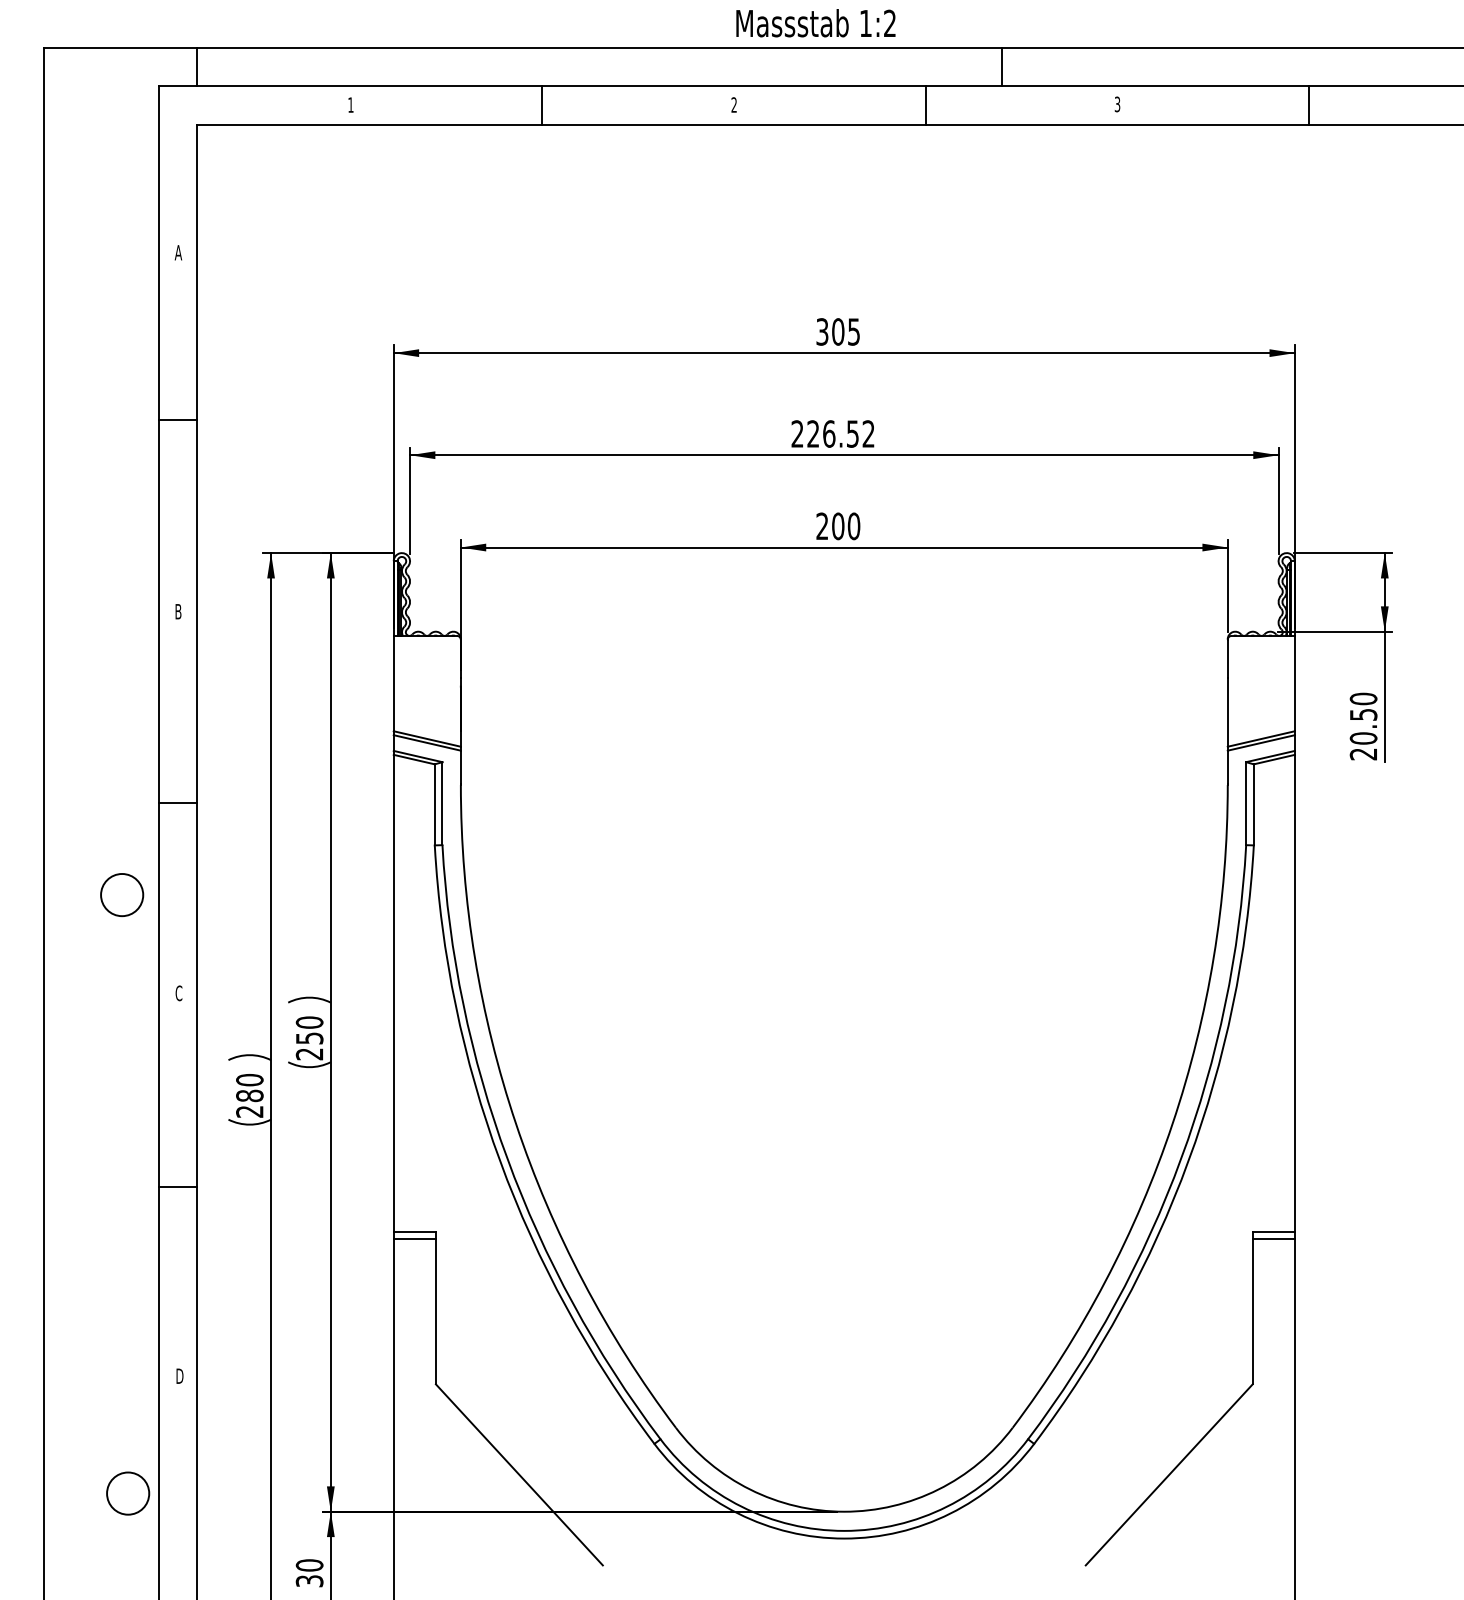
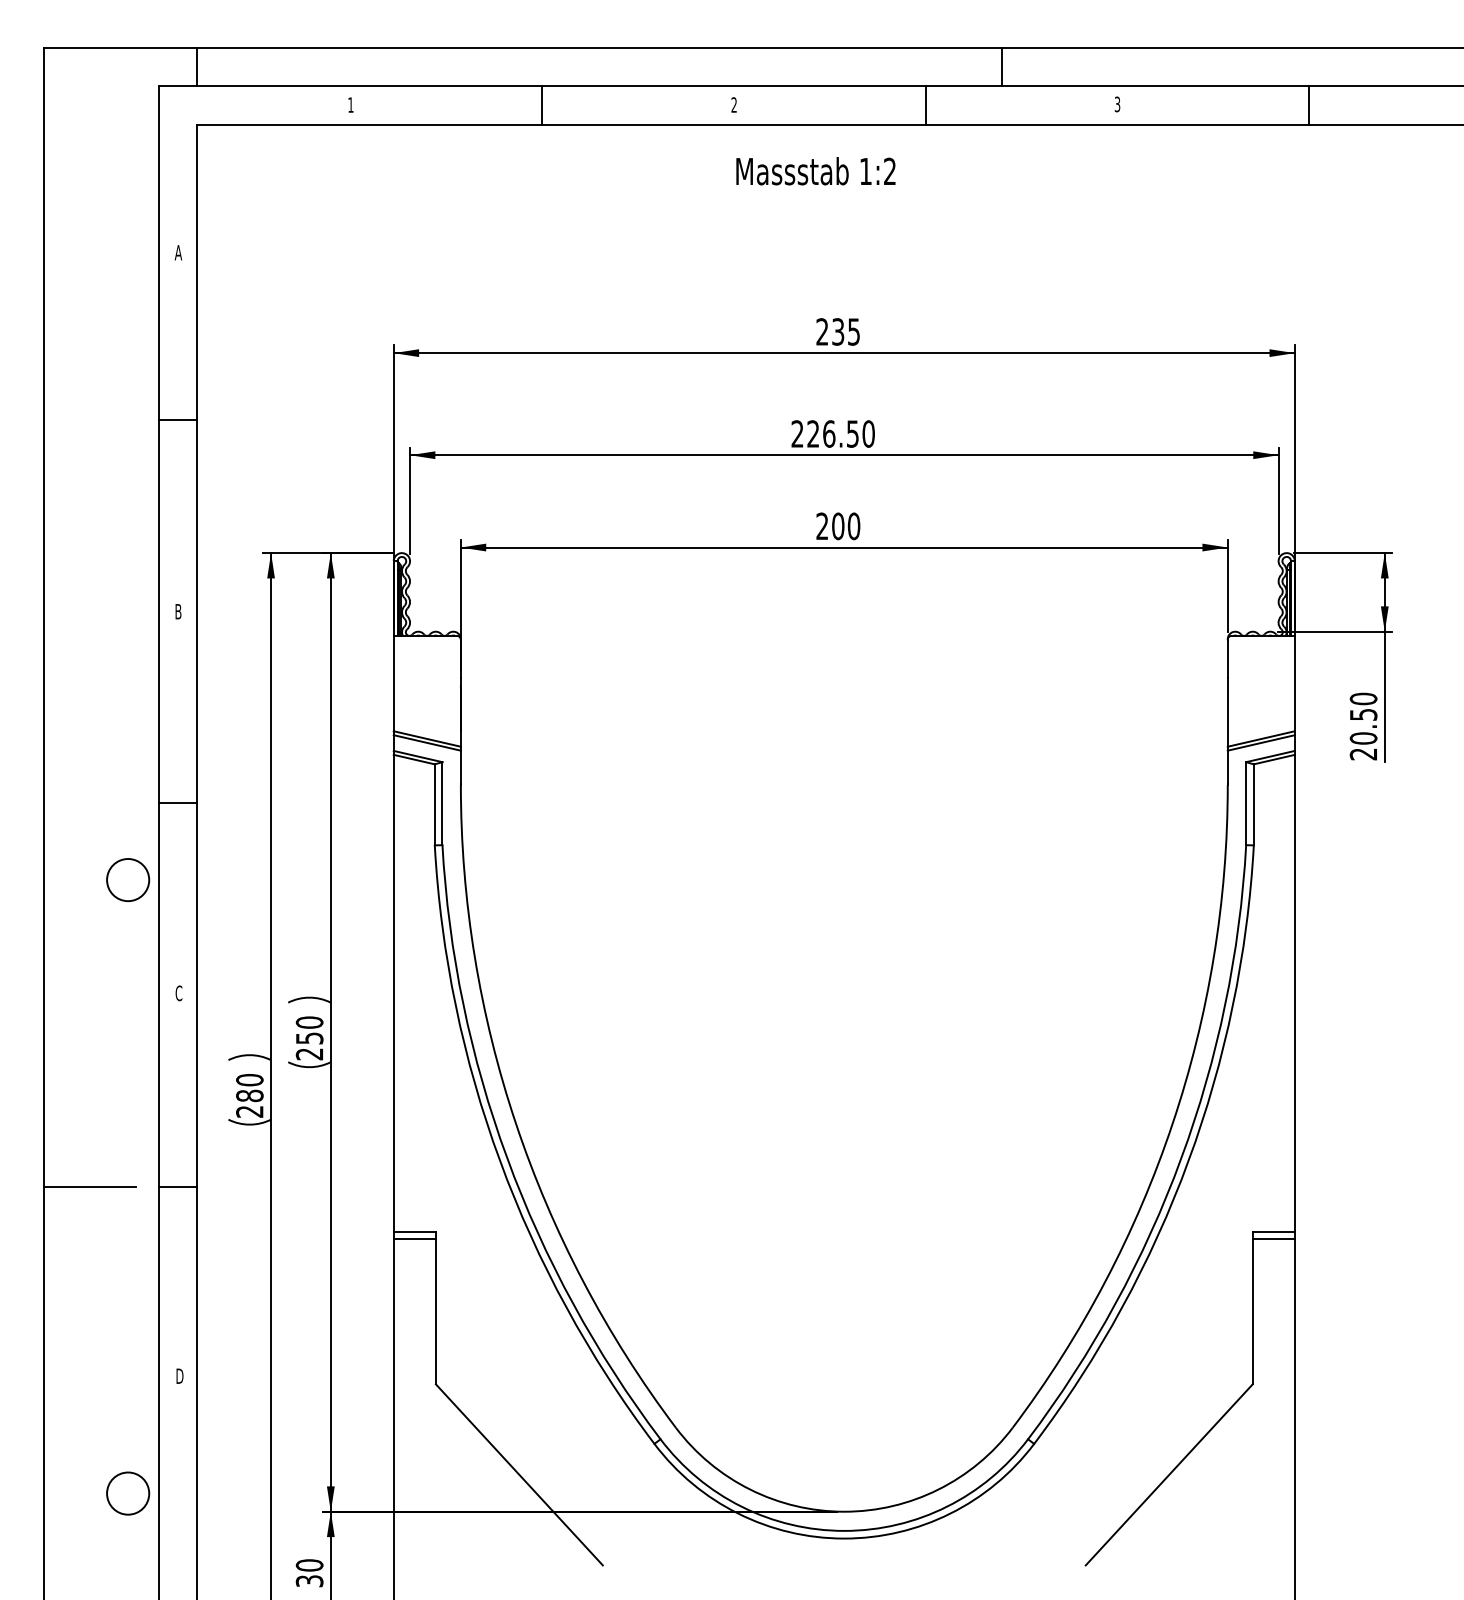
text position: (815, 23) -> (815, 171) (815, 171)
text: 305 -> 235 (830, 331)
text: 226.52 -> 226.50 (868, 433)
circle position: (122, 895) -> (128, 880) (128, 880)
line: none -> present (89, 1186)
